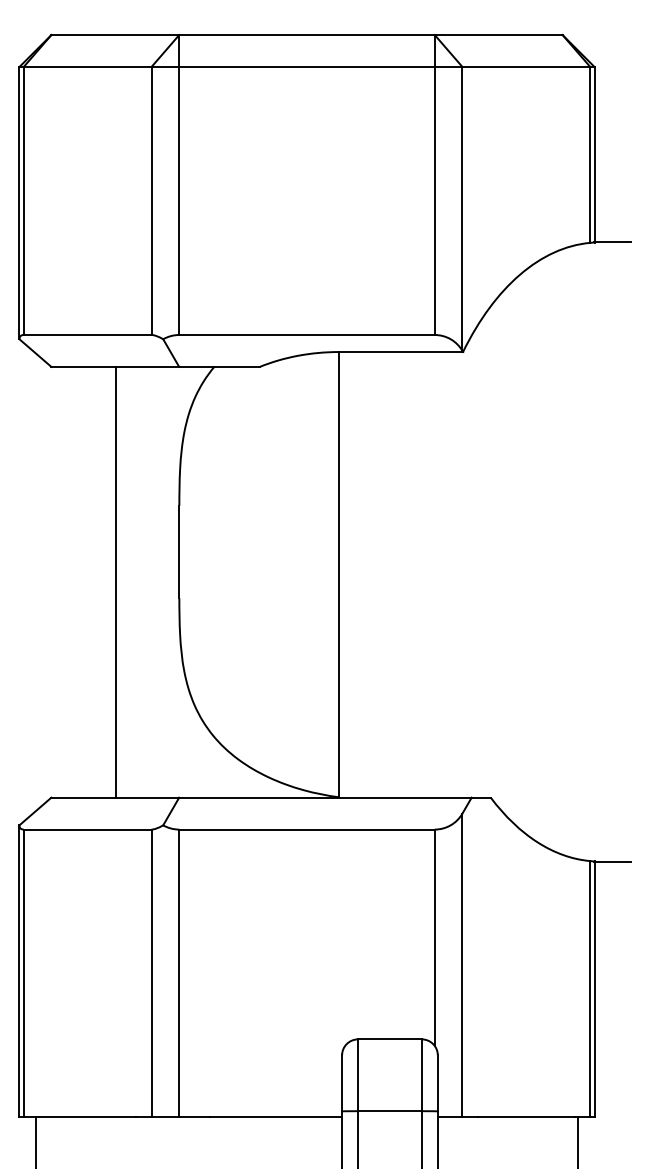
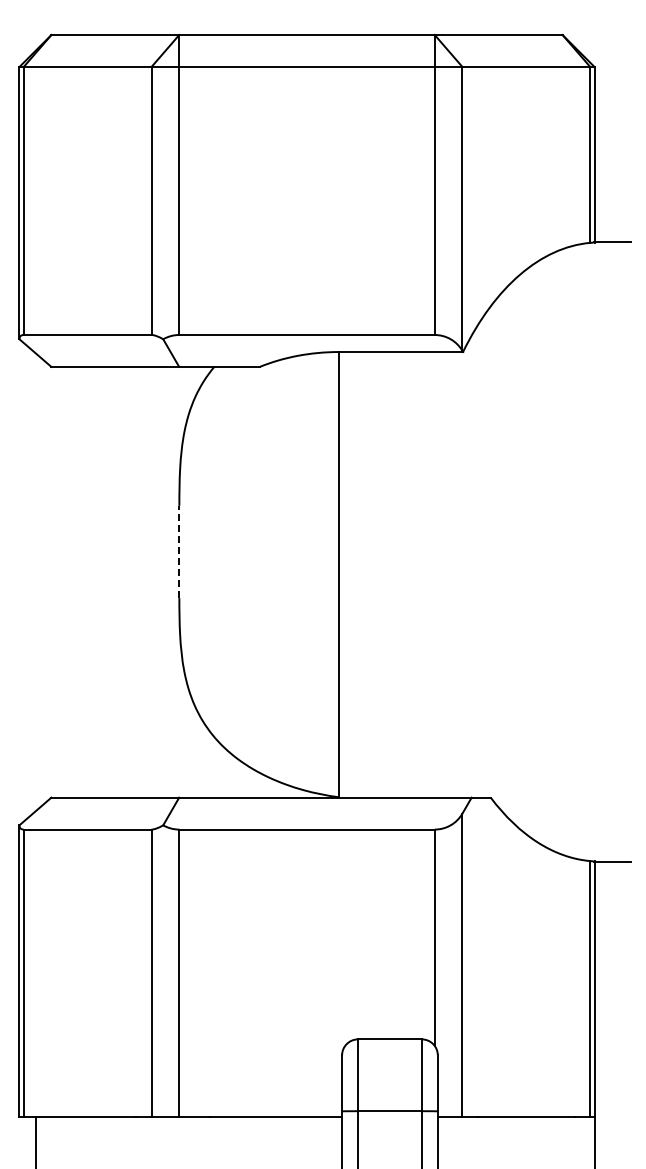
line: solid -> dashed (179, 551)
line: present -> none (115, 581)
line position: (578, 1140) -> (595, 1140) (595, 1140)
